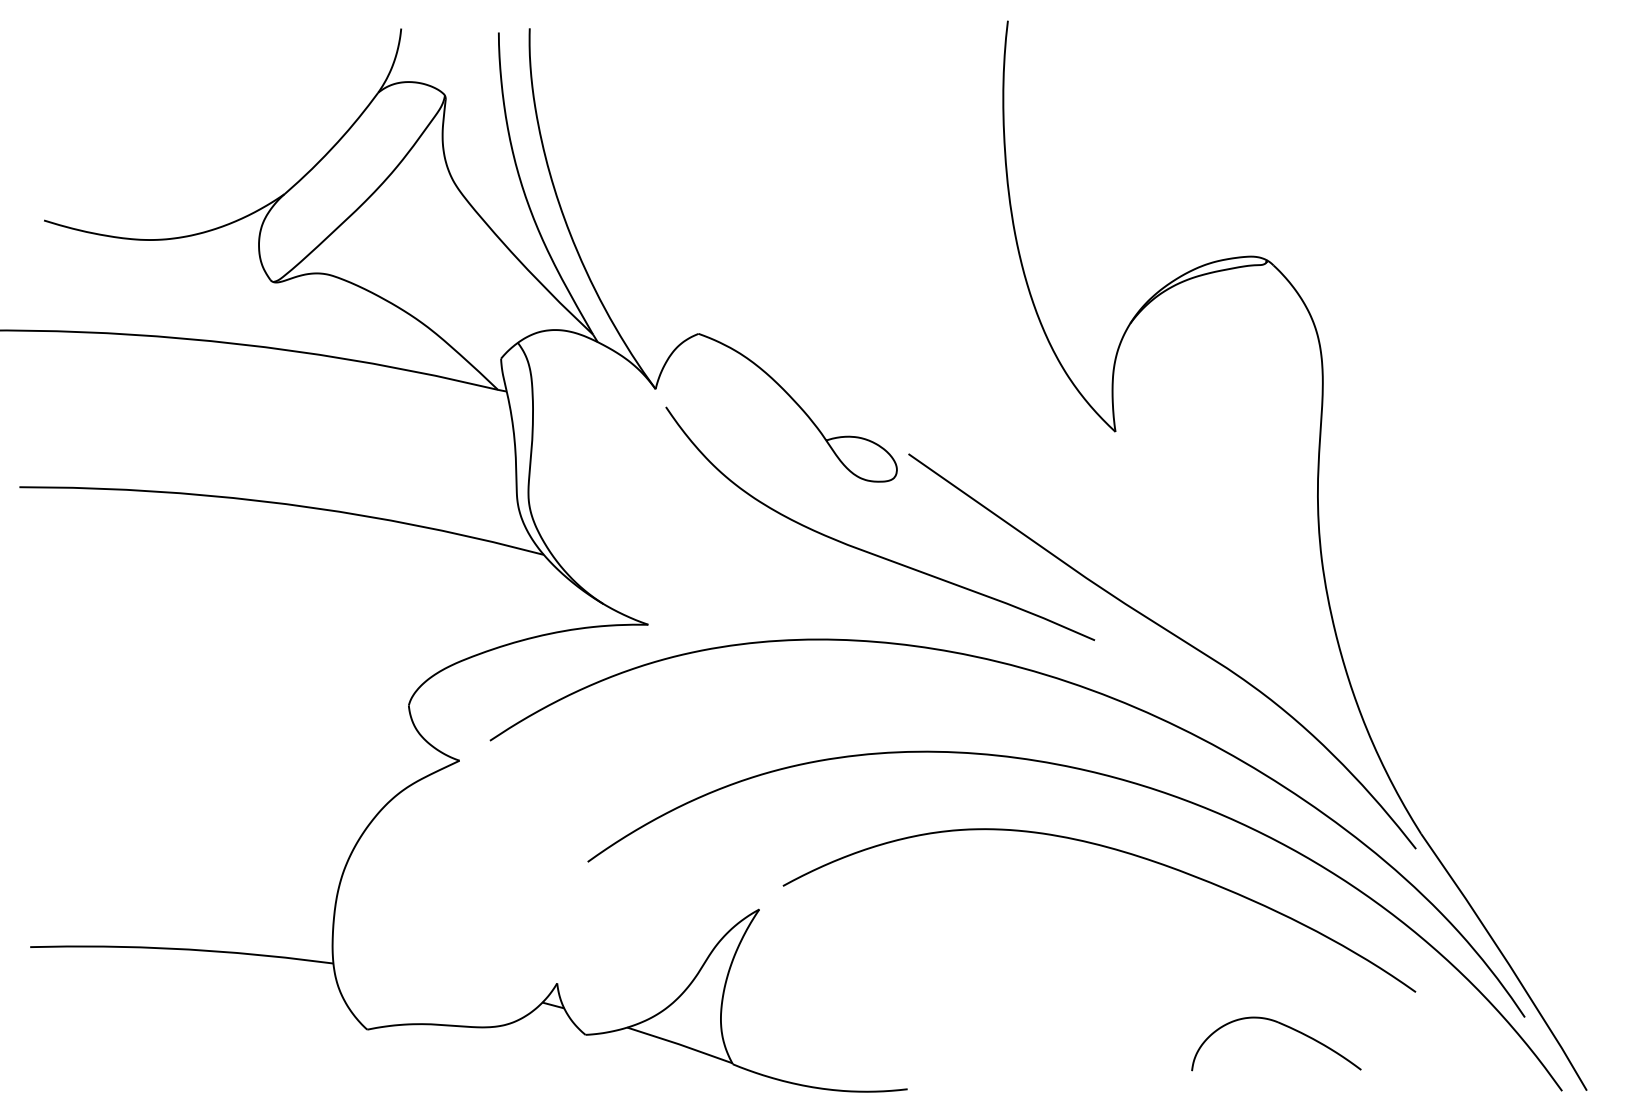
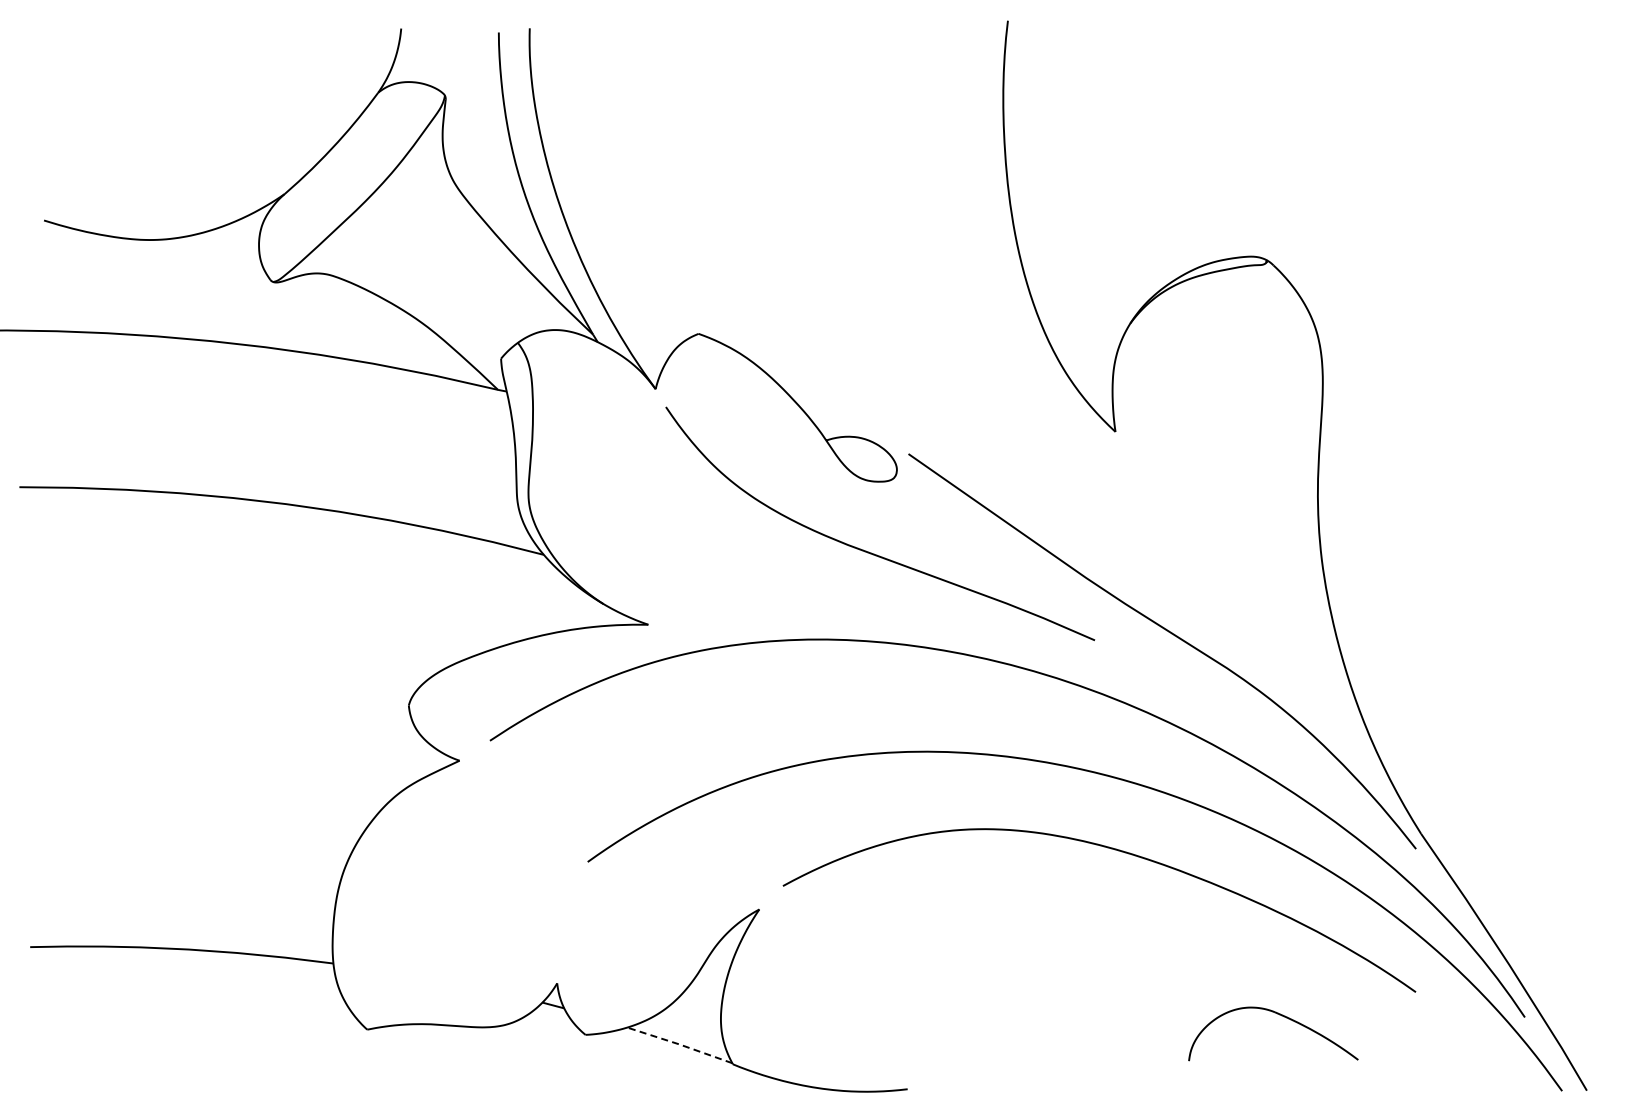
part position: (1284, 1026) -> (1281, 1016) (1281, 1016)
line: solid -> dashed (679, 1044)
